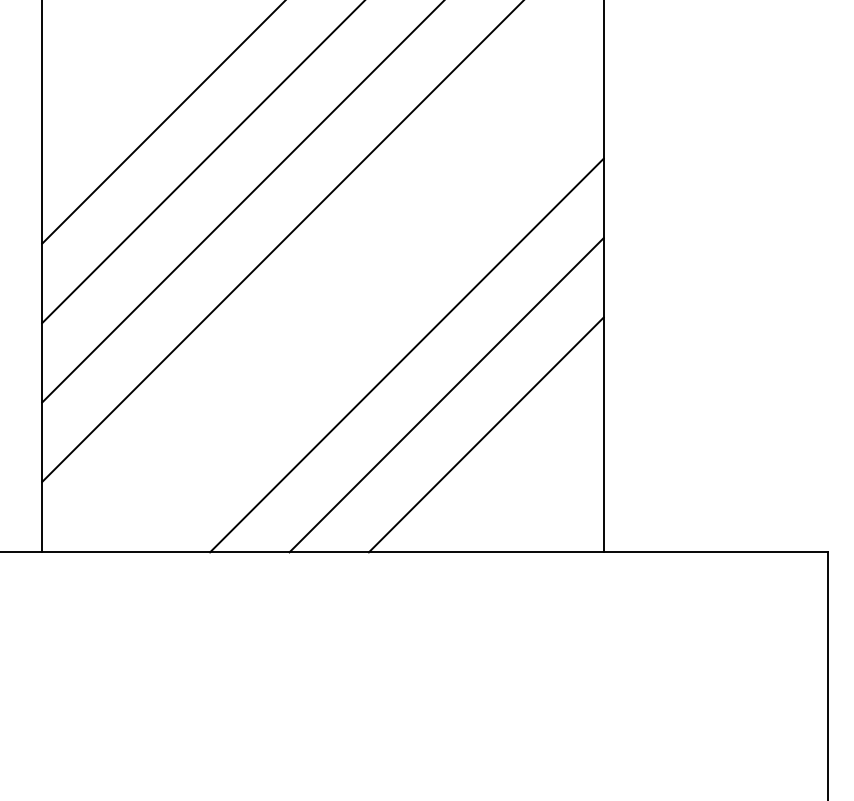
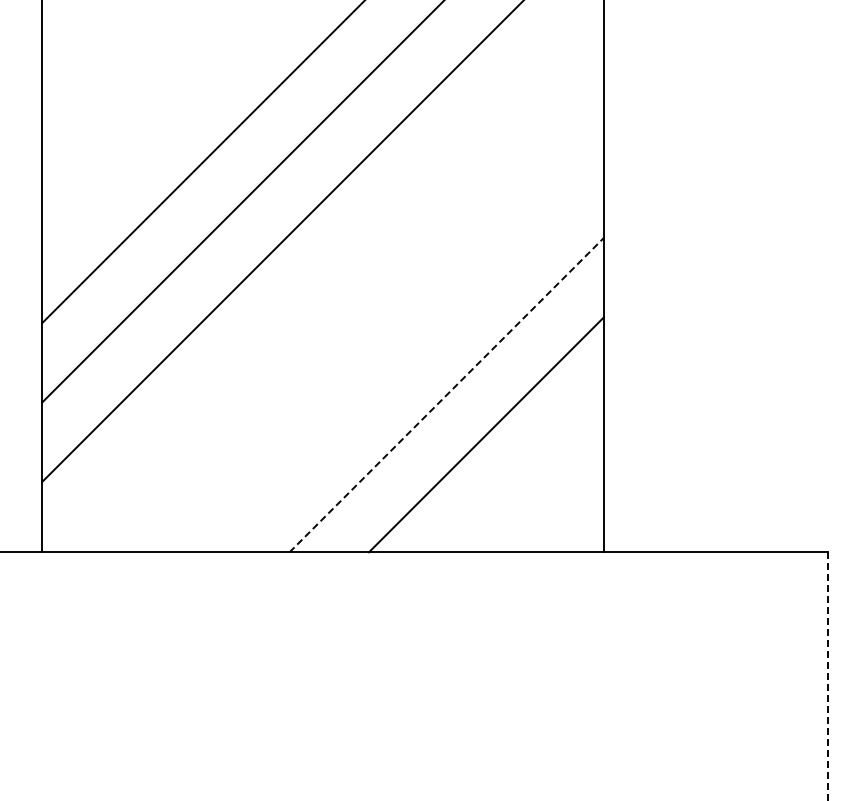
line: present -> none (162, 122)
line: present -> none (406, 355)
line: solid -> dashed (446, 394)
line: solid -> dashed (828, 677)
